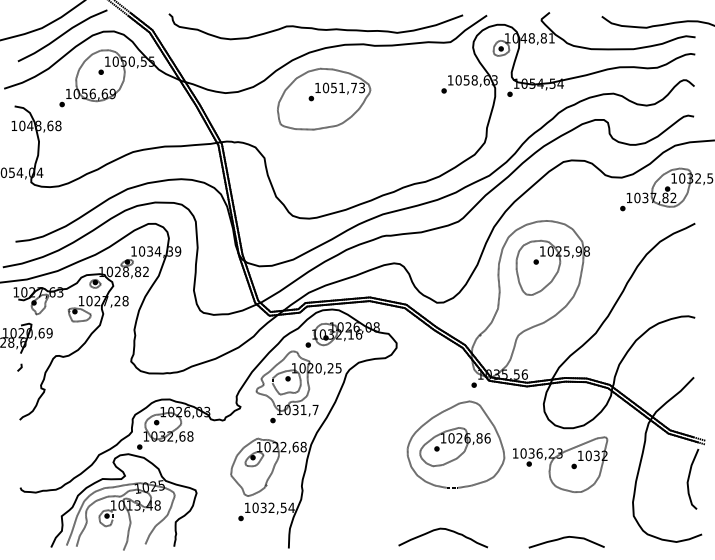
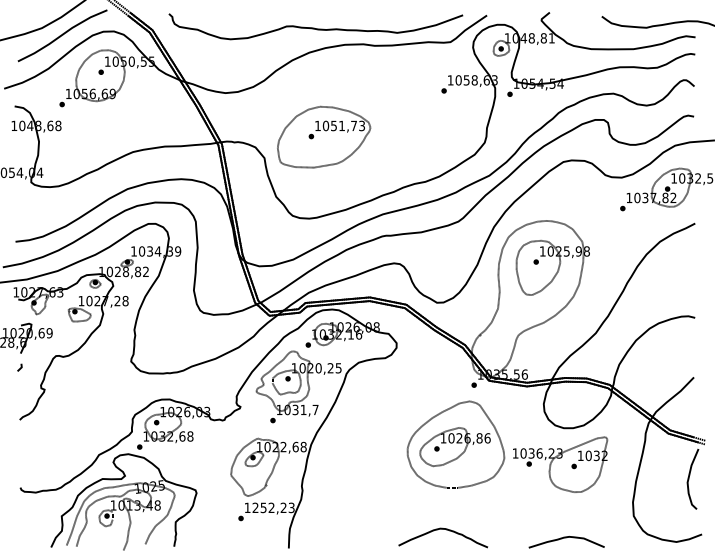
part position: (324, 98) -> (324, 136) (324, 136)
text: 1032,54 -> 1252,23 (273, 507)
